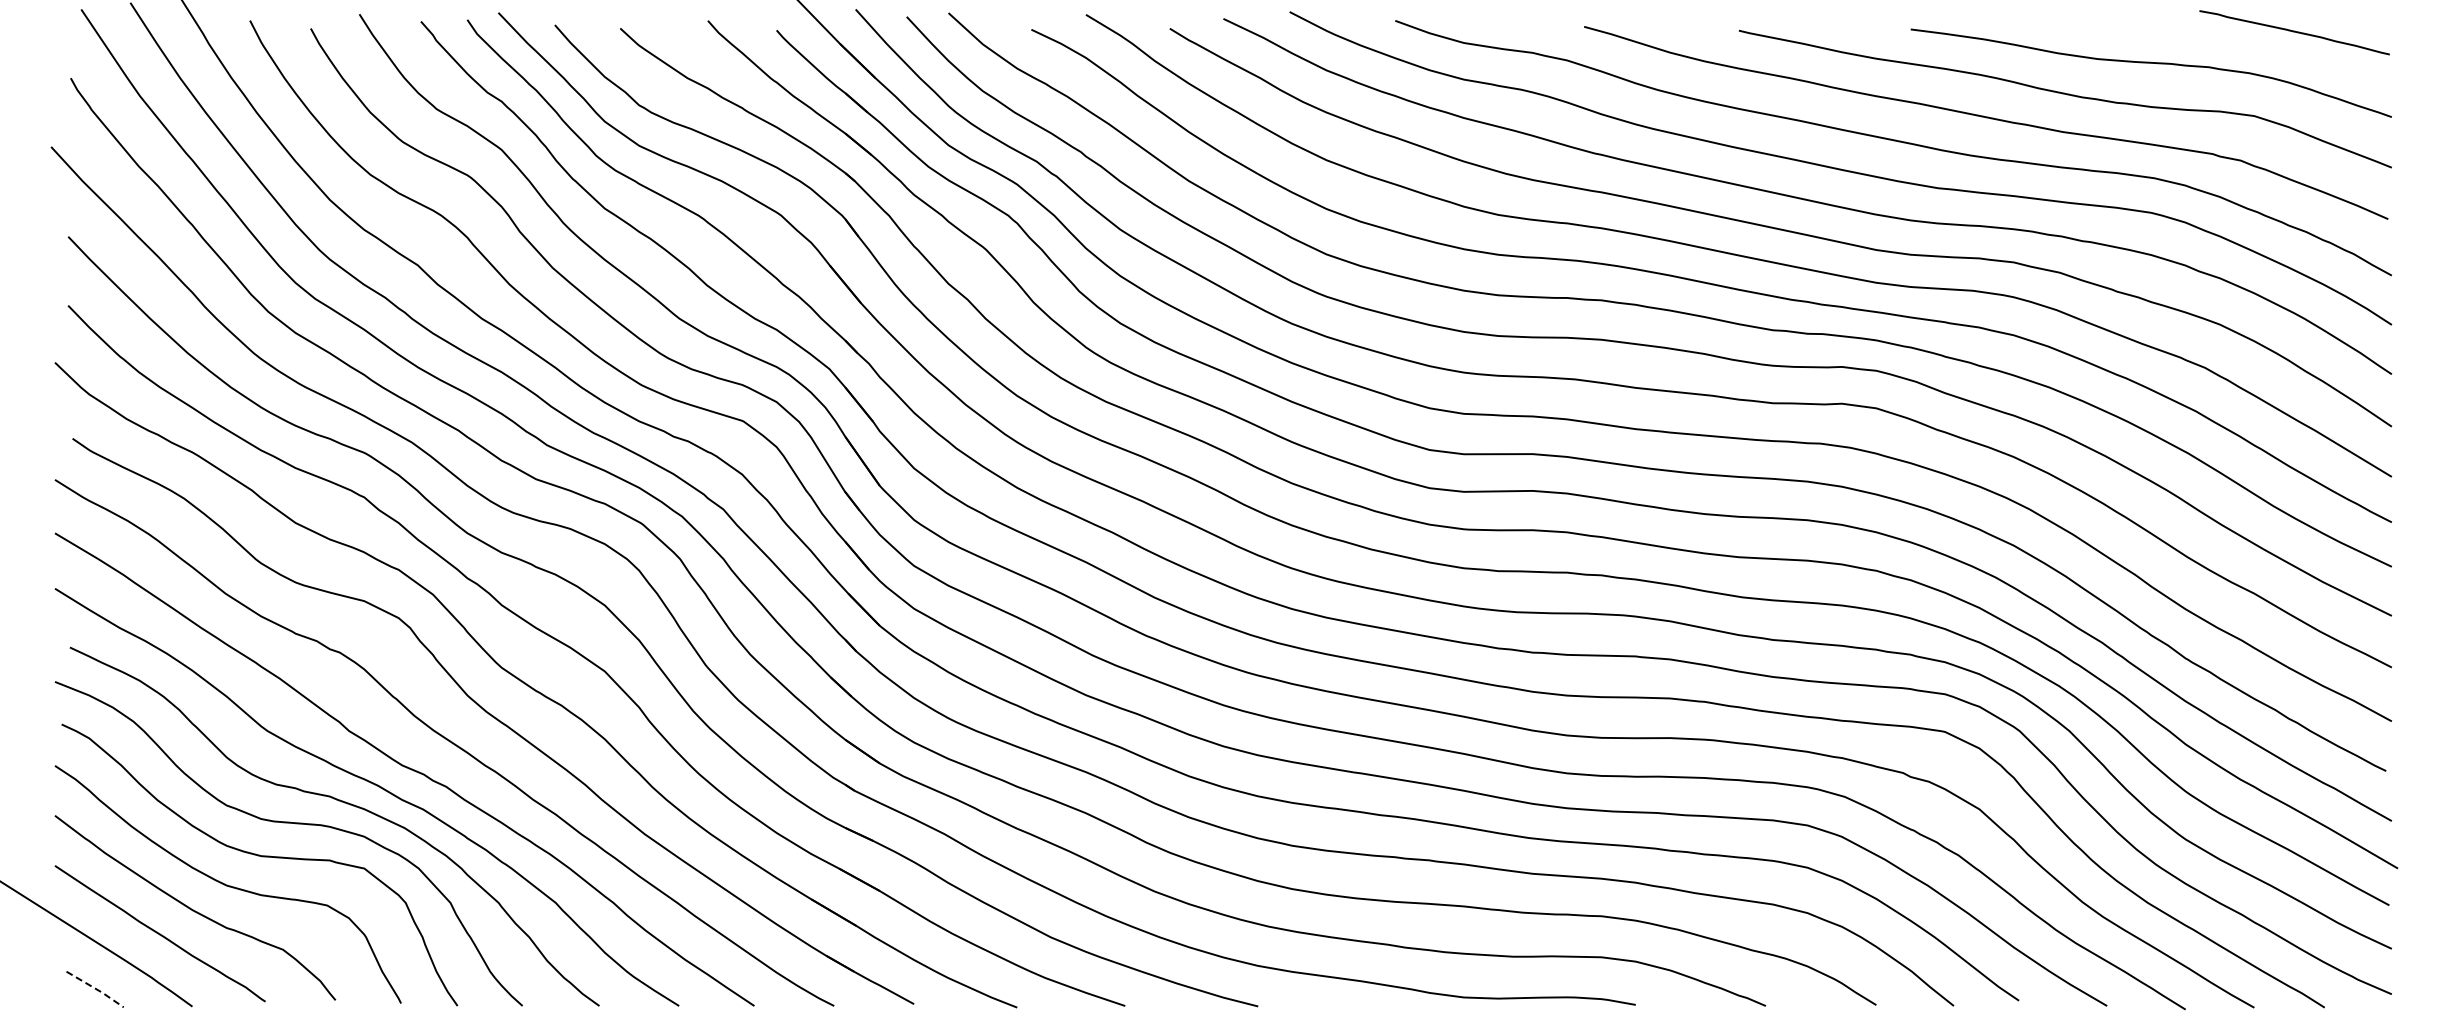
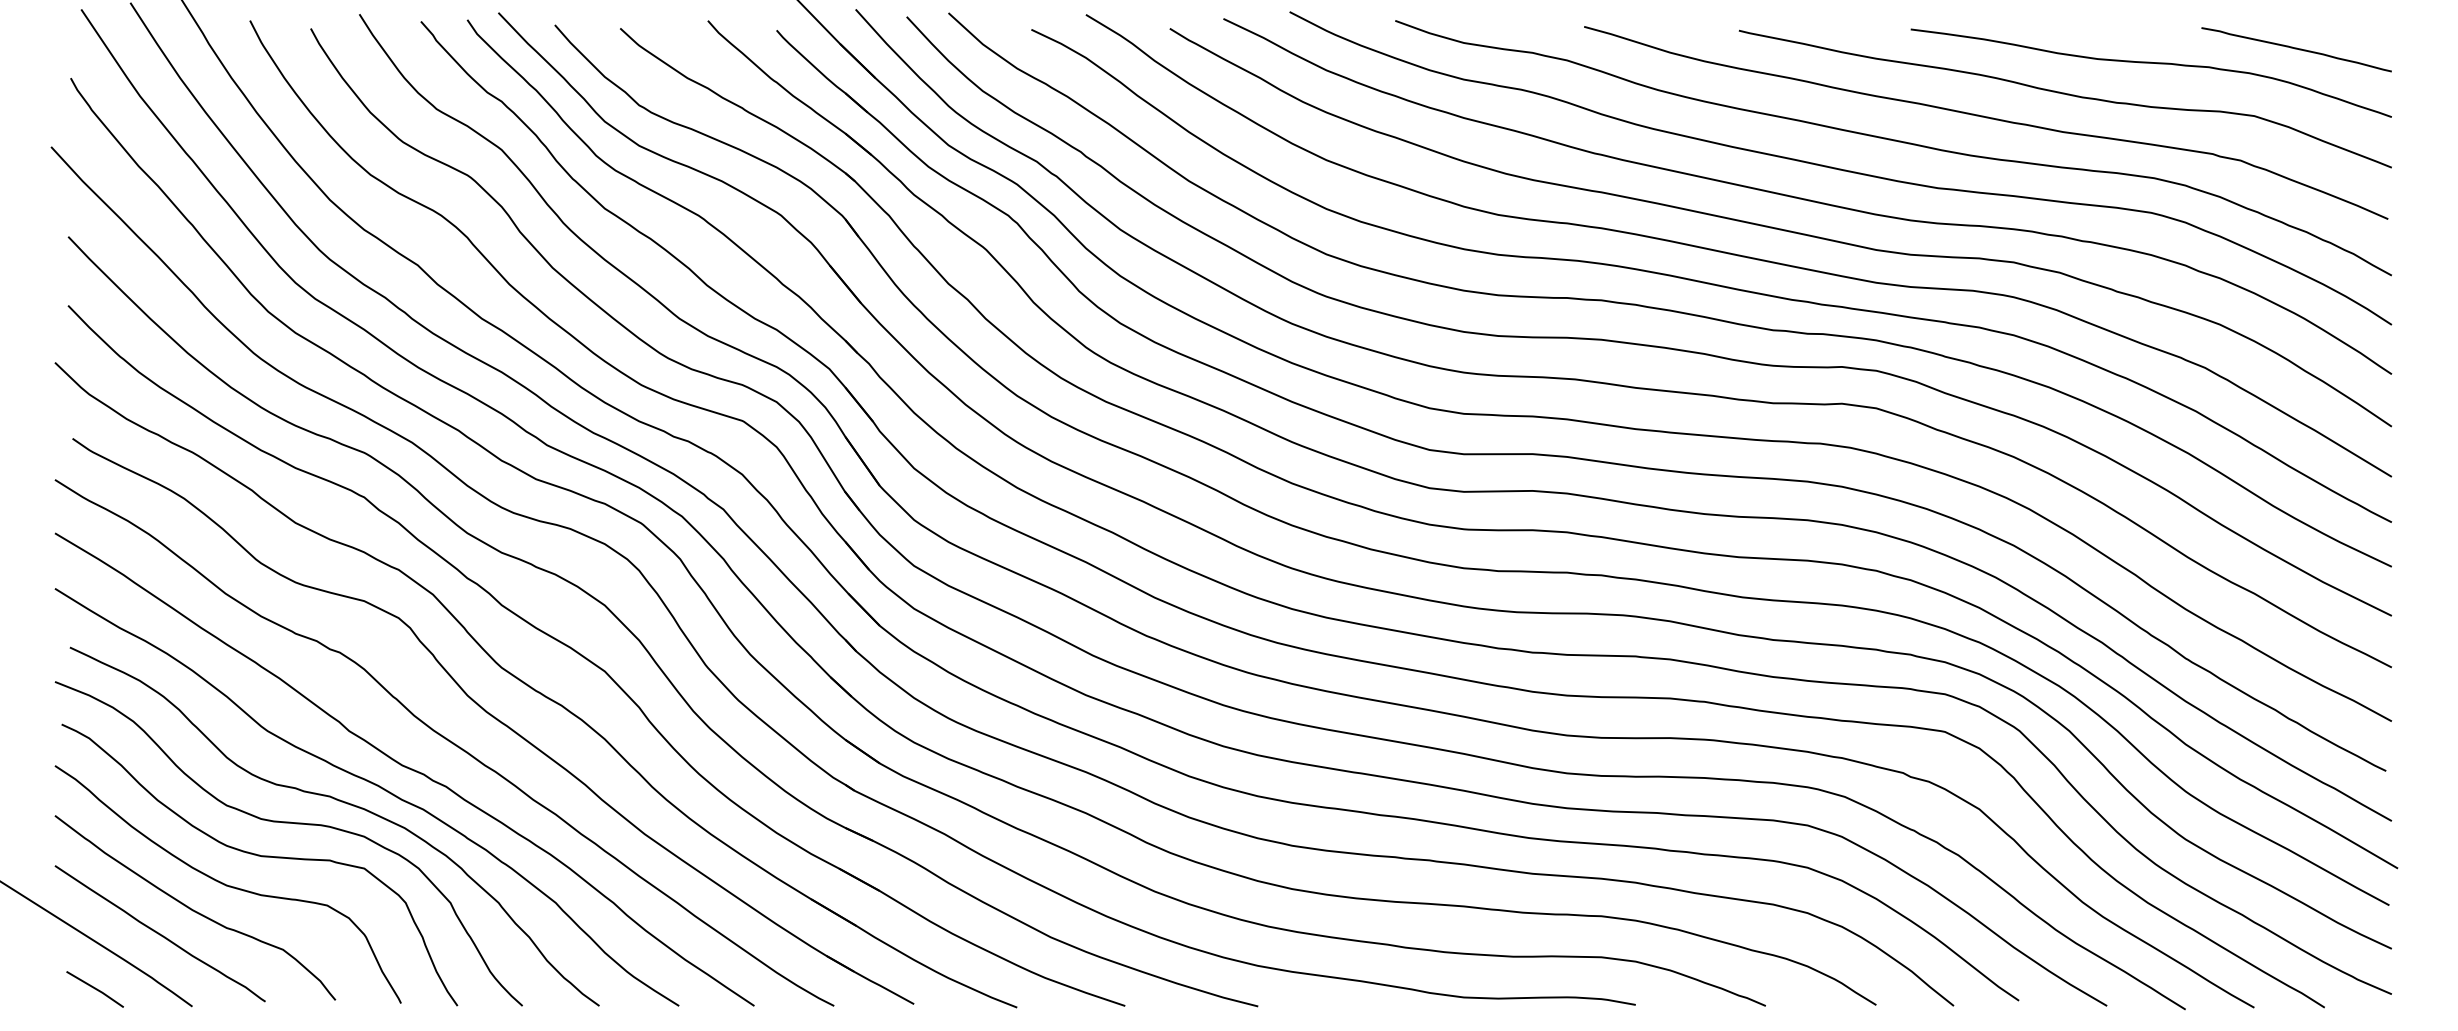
curve position: (2294, 32) -> (2296, 49) (2296, 49)
line: dashed -> solid (96, 989)
